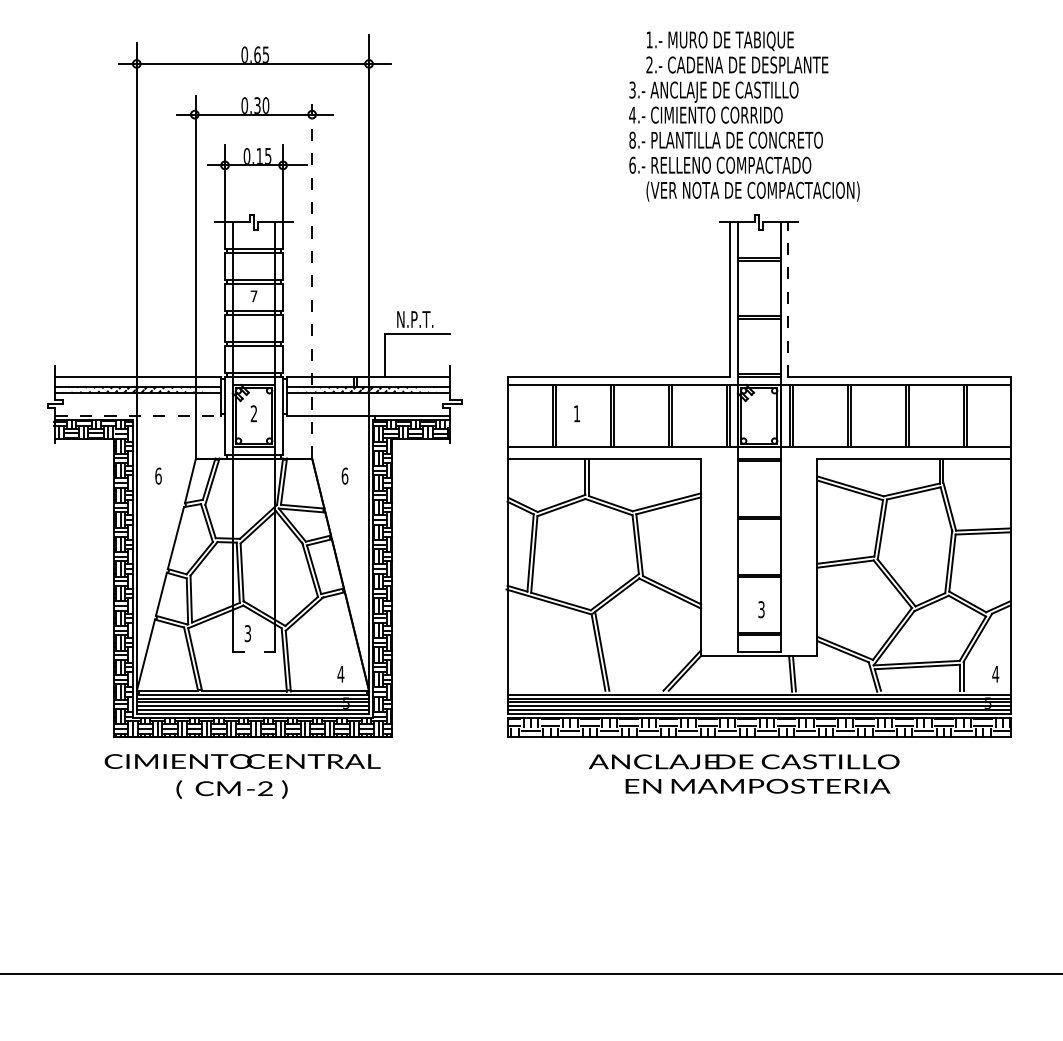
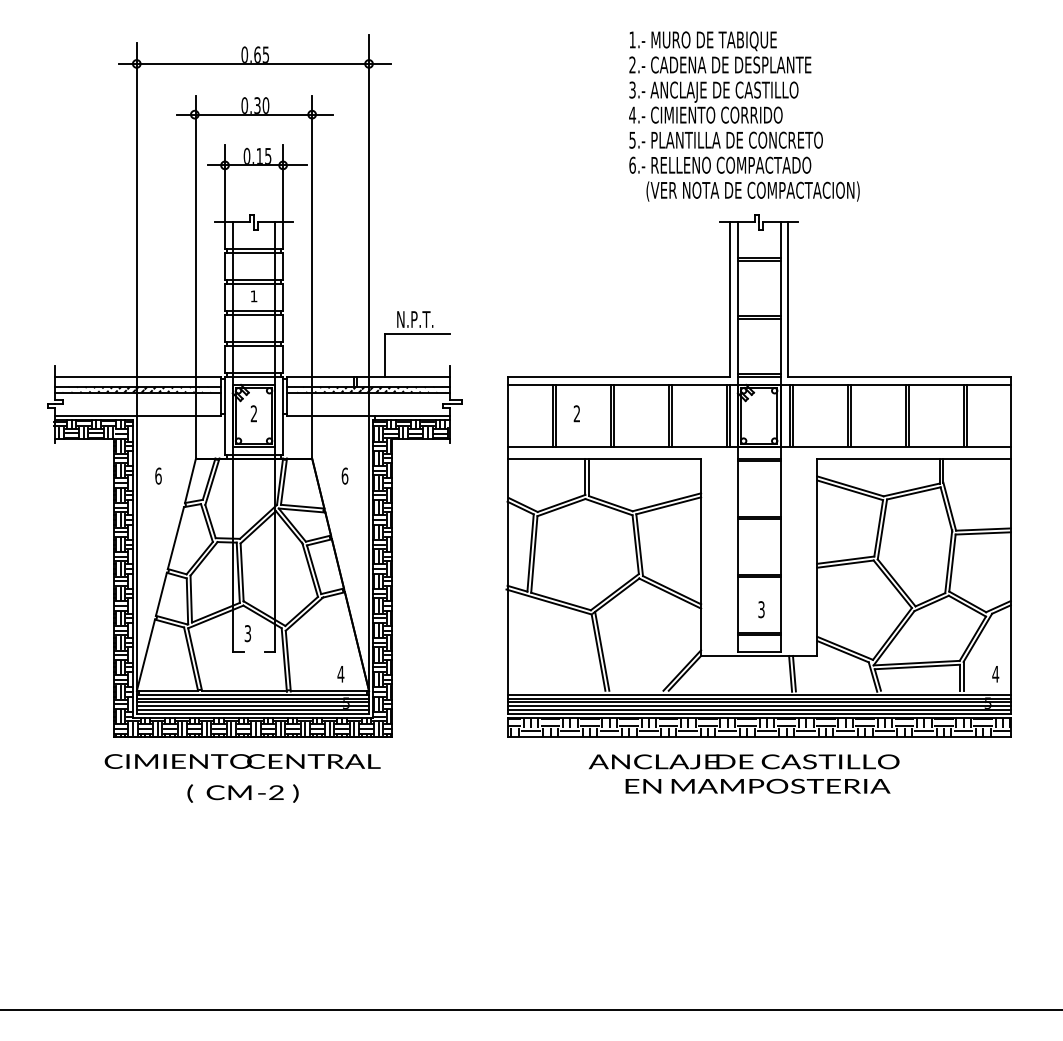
text position: (737, 52) -> (720, 52) (720, 52)
text: 8.- -> 5.- (632, 139)
line: dashed -> solid (312, 276)
text: 7 -> 1 (253, 296)
line: dashed -> solid (788, 299)
text: 1 -> 2 (576, 413)
line: dashed -> solid (138, 415)
text position: (231, 789) -> (242, 793) (242, 793)
line position: (530, 973) -> (530, 1009) (530, 1009)
